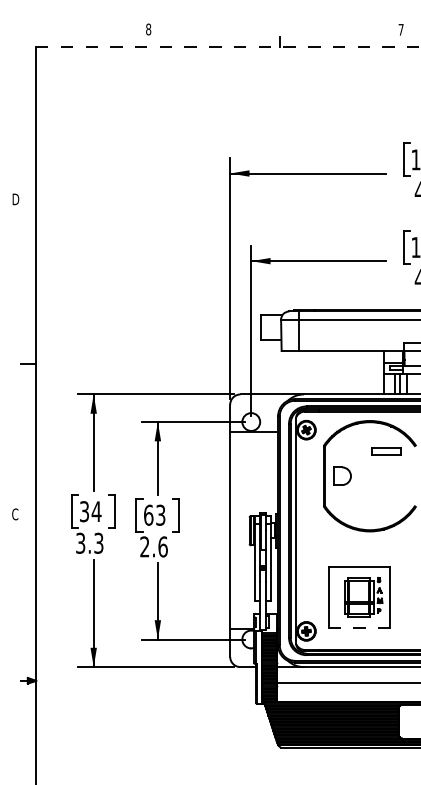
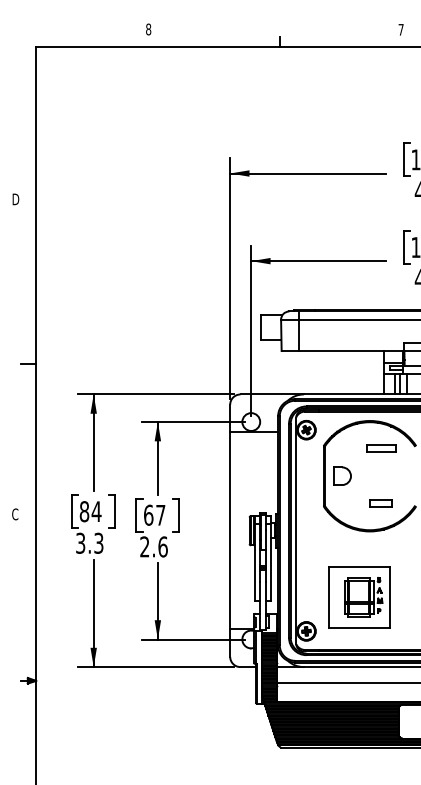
line: dashed -> solid (228, 47)
part position: (386, 451) -> (381, 448) (381, 448)
part: none -> present (380, 503)
text: 34 -> 84 (84, 511)
text: 63 -> 67 (160, 514)
line: dashed -> solid (359, 627)
